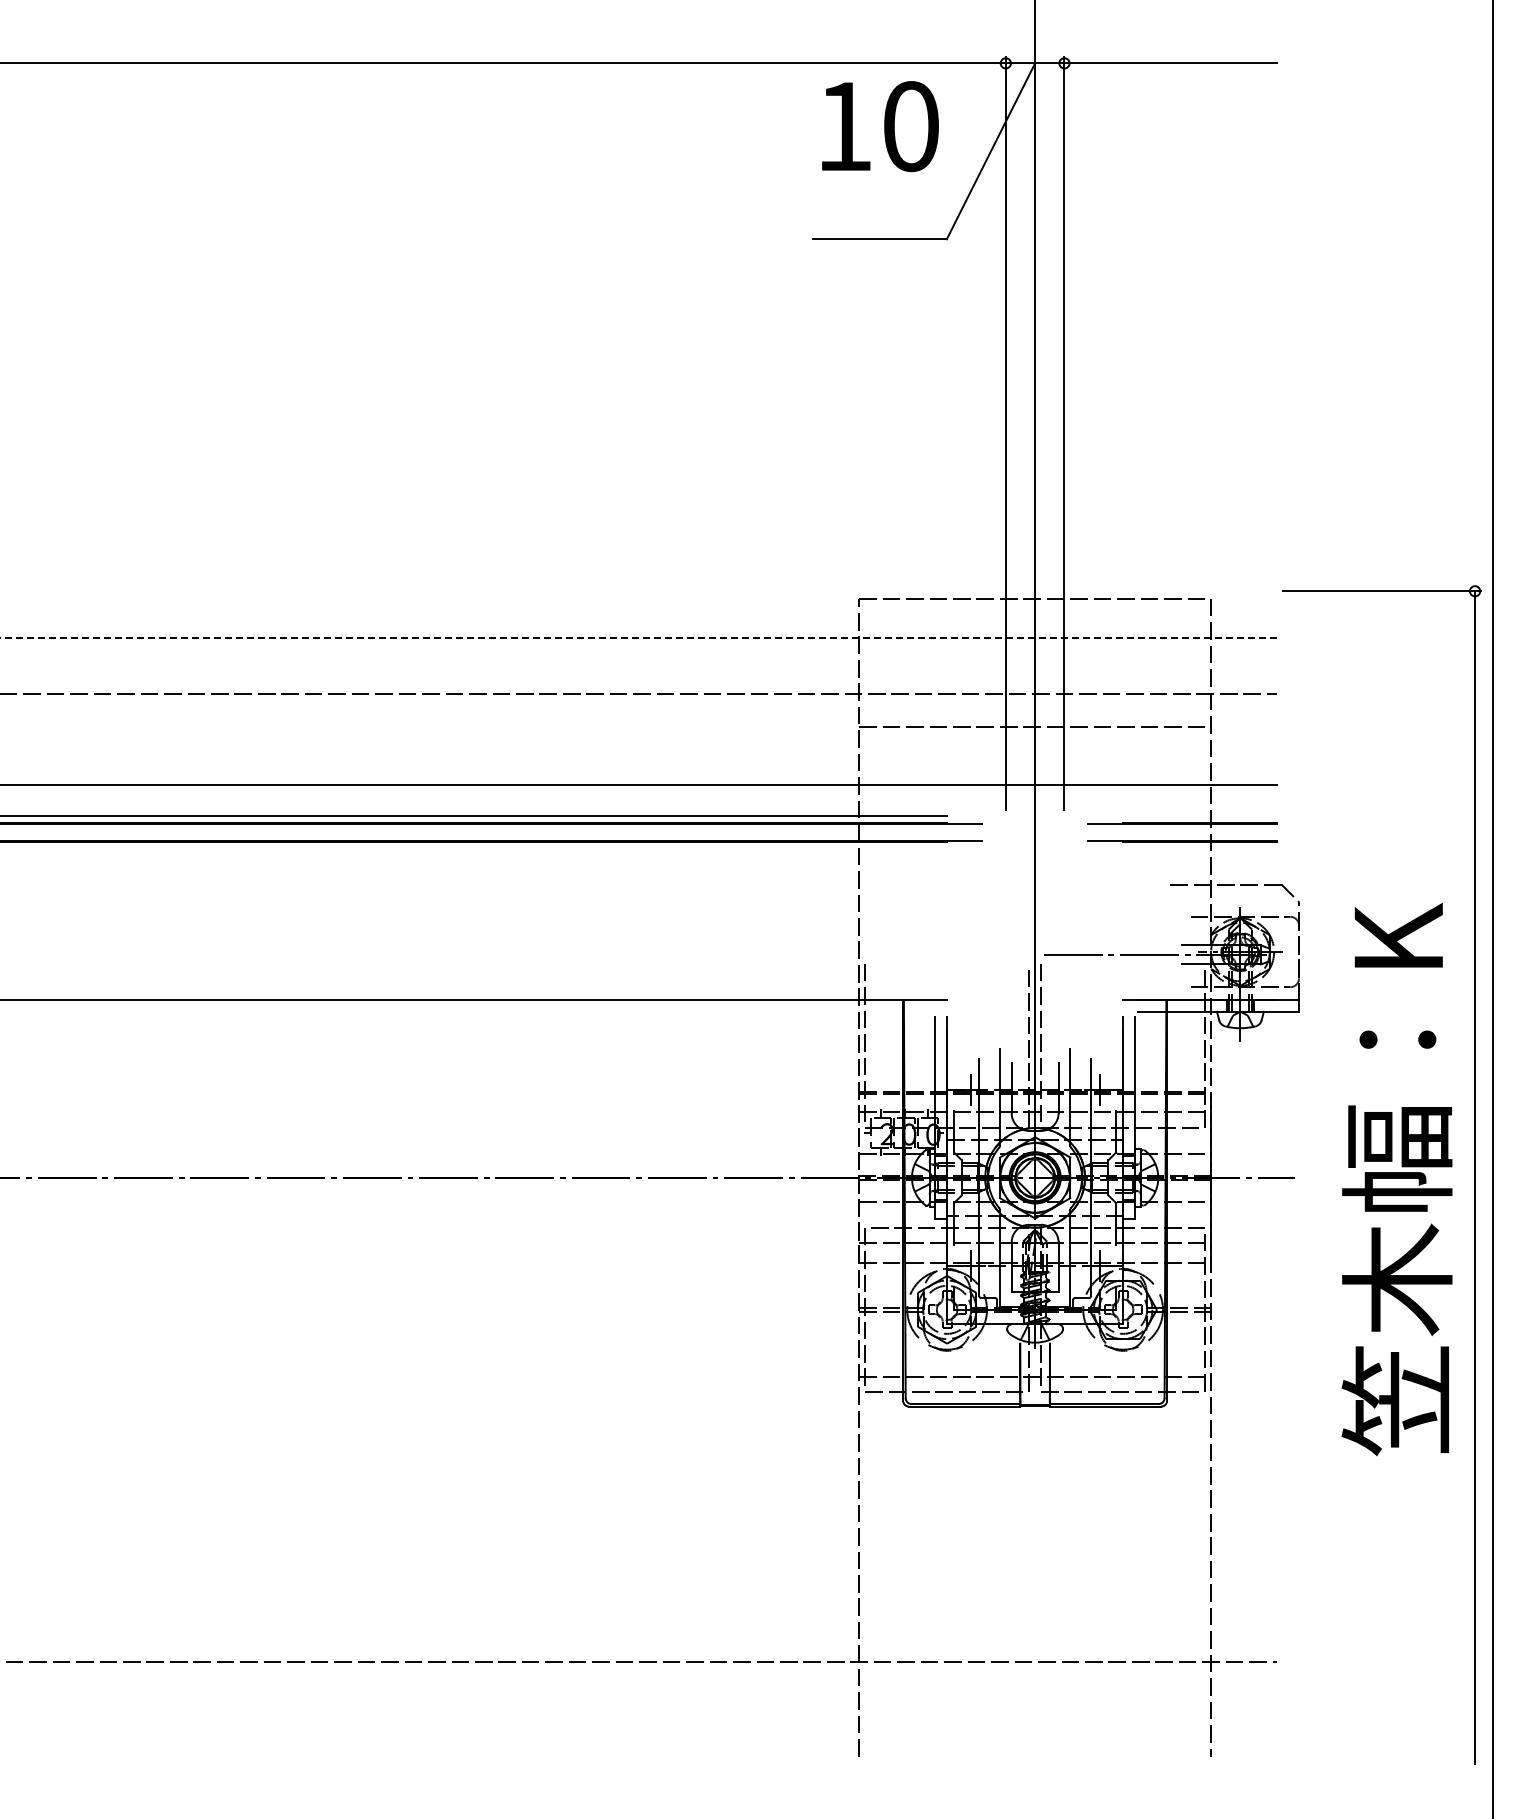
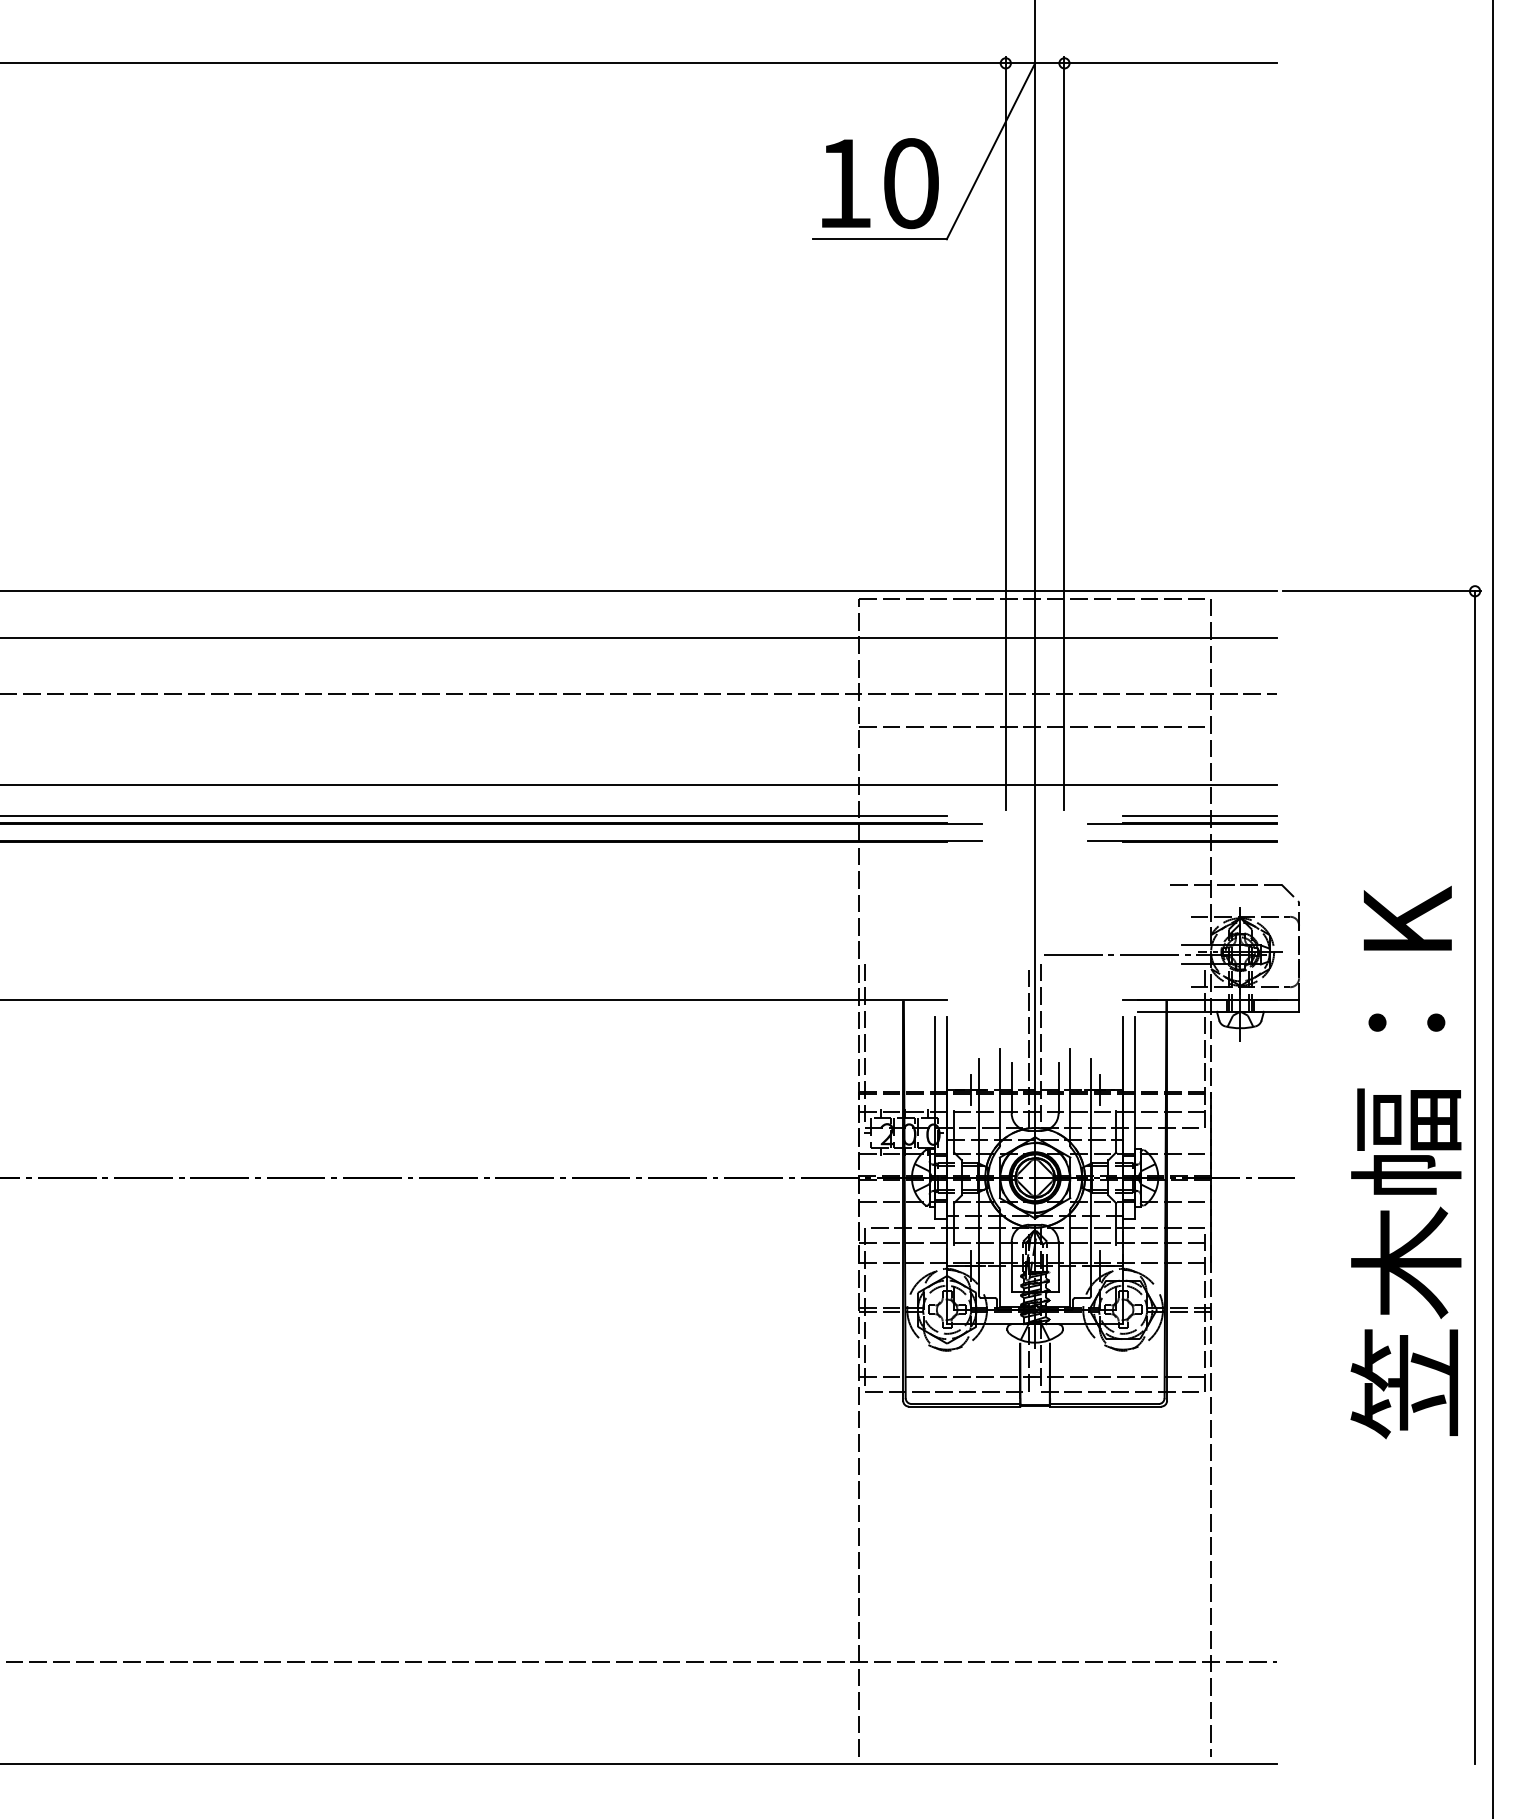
text position: (880, 126) -> (880, 183) (880, 183)
line: none -> present (639, 591)
line: dashed -> solid (638, 638)
line: none -> present (1199, 815)
text position: (1396, 1179) -> (1405, 1162) (1405, 1162)
line: none -> present (639, 1764)
